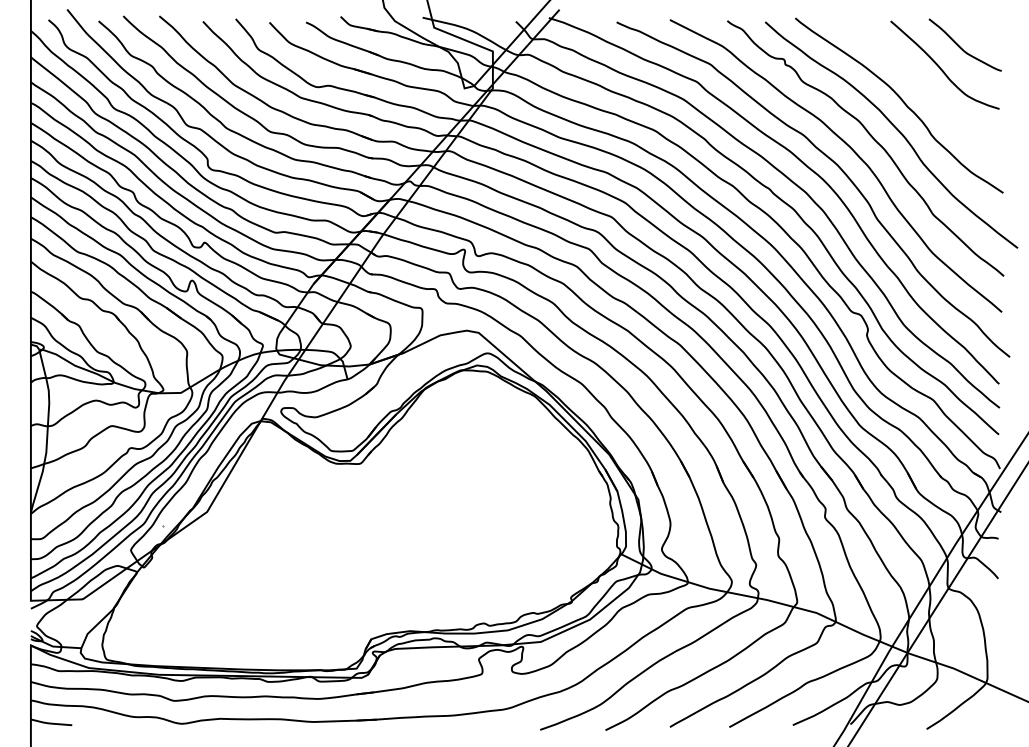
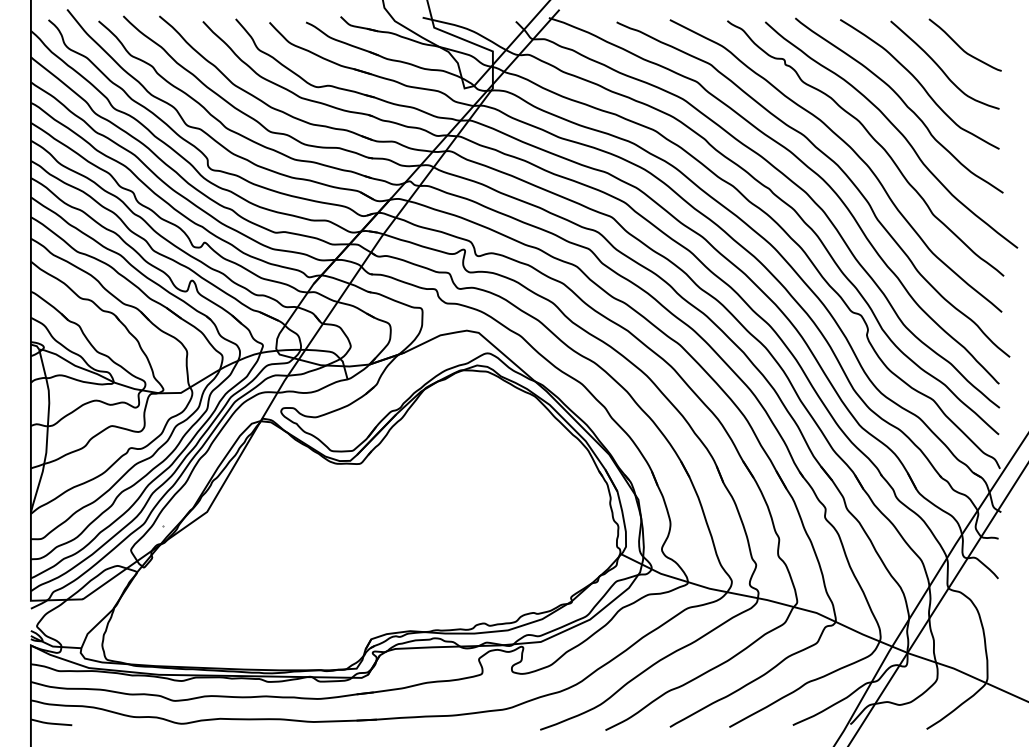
curve: none -> present (919, 84)
